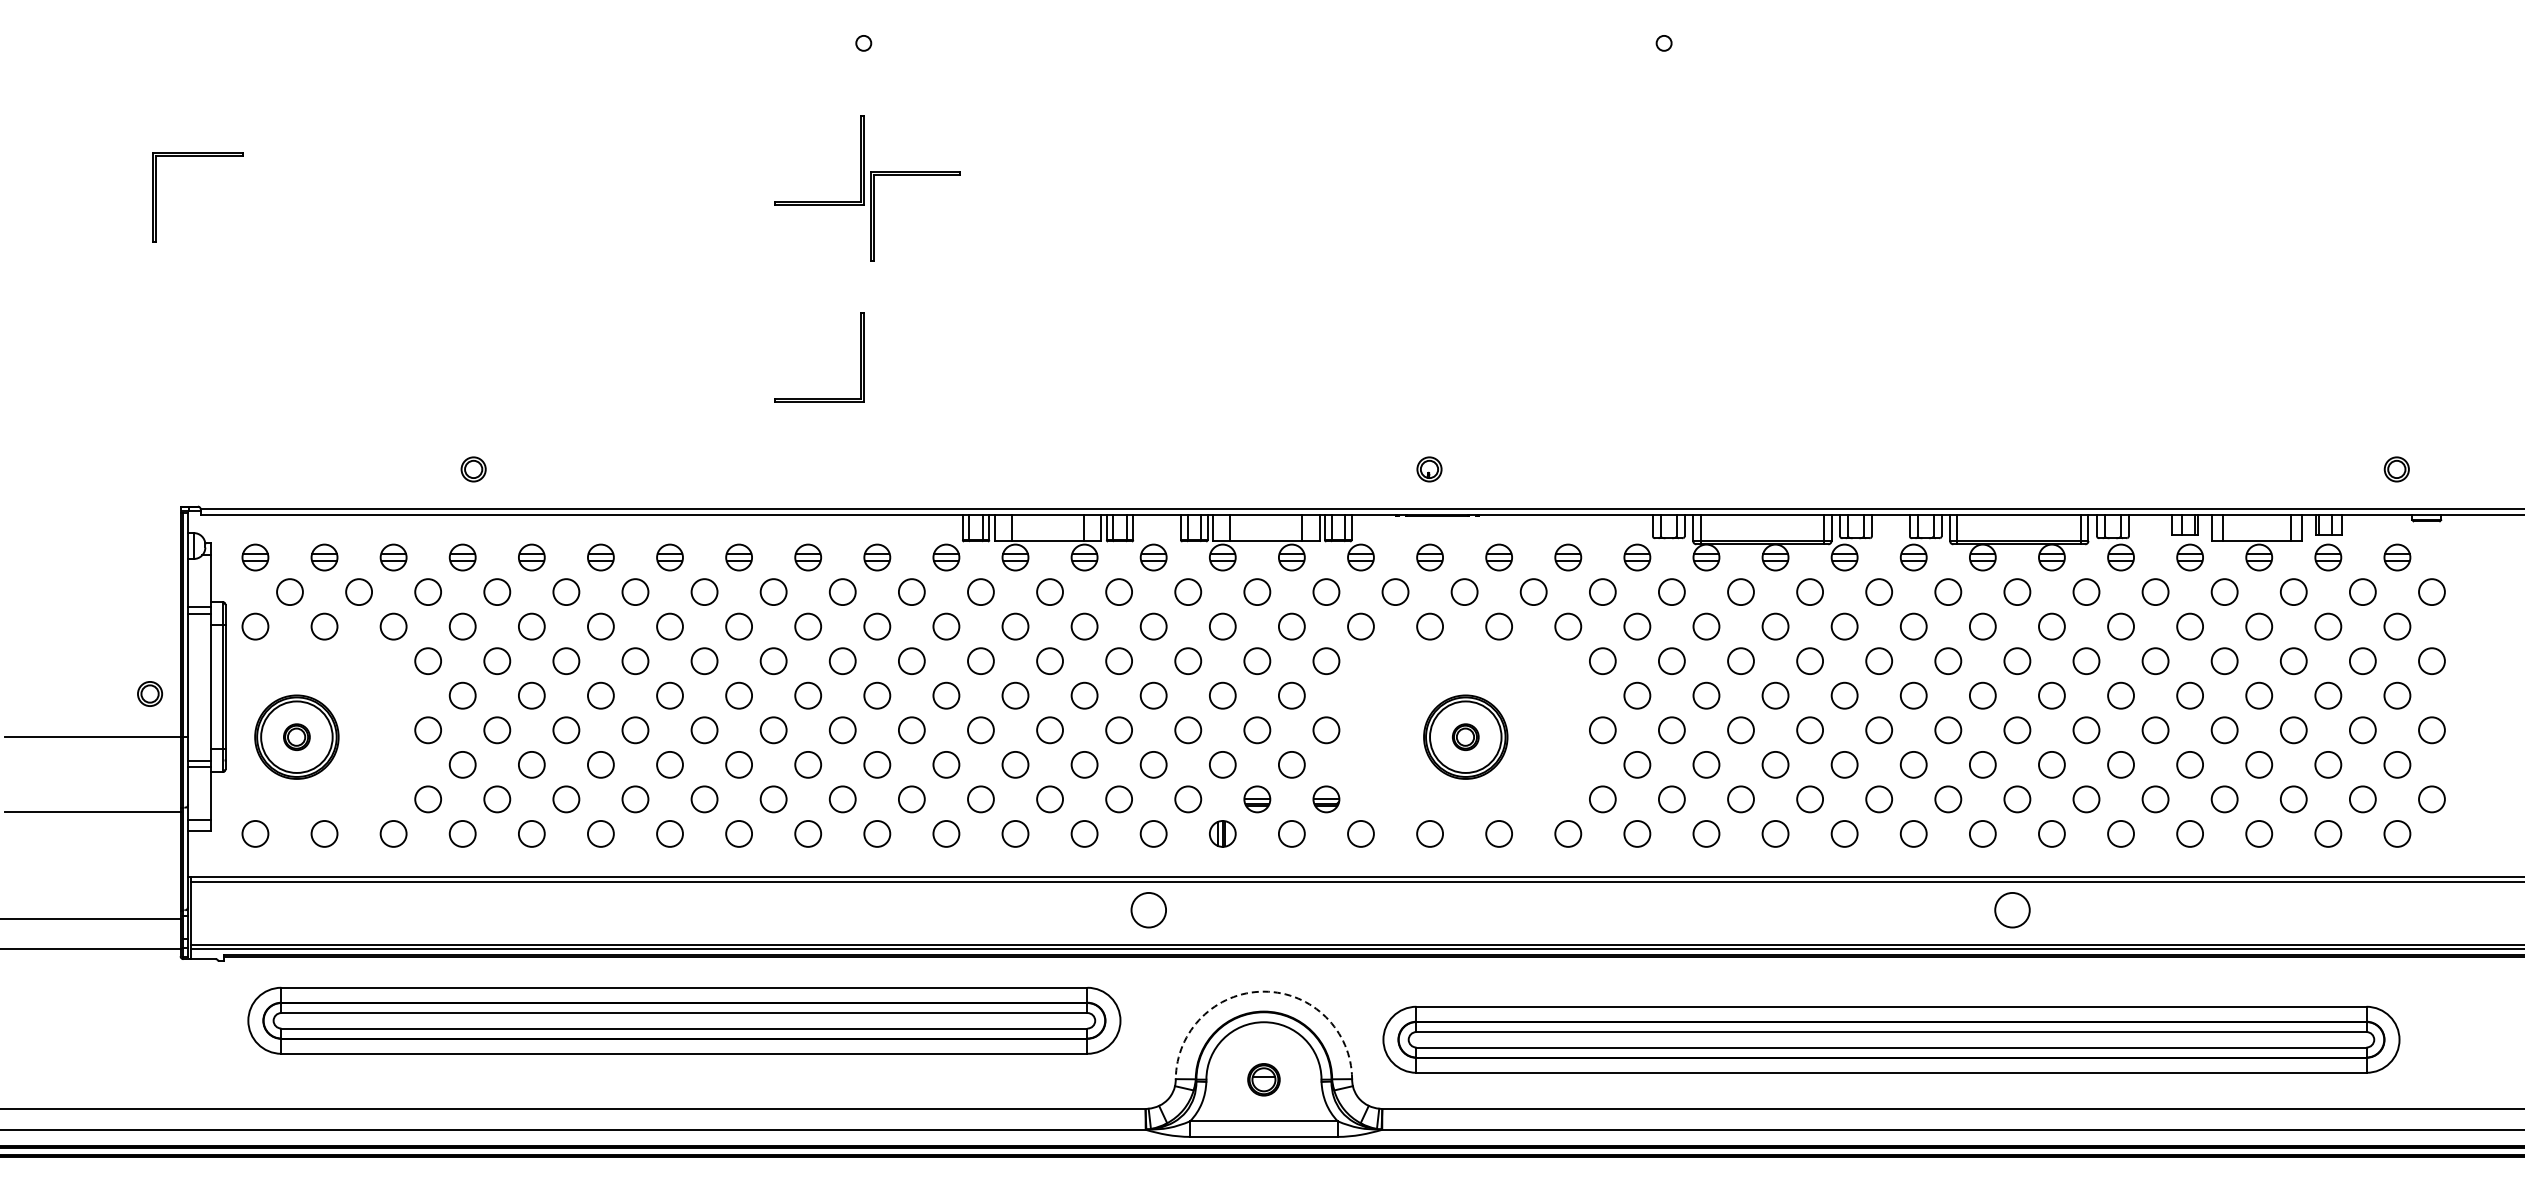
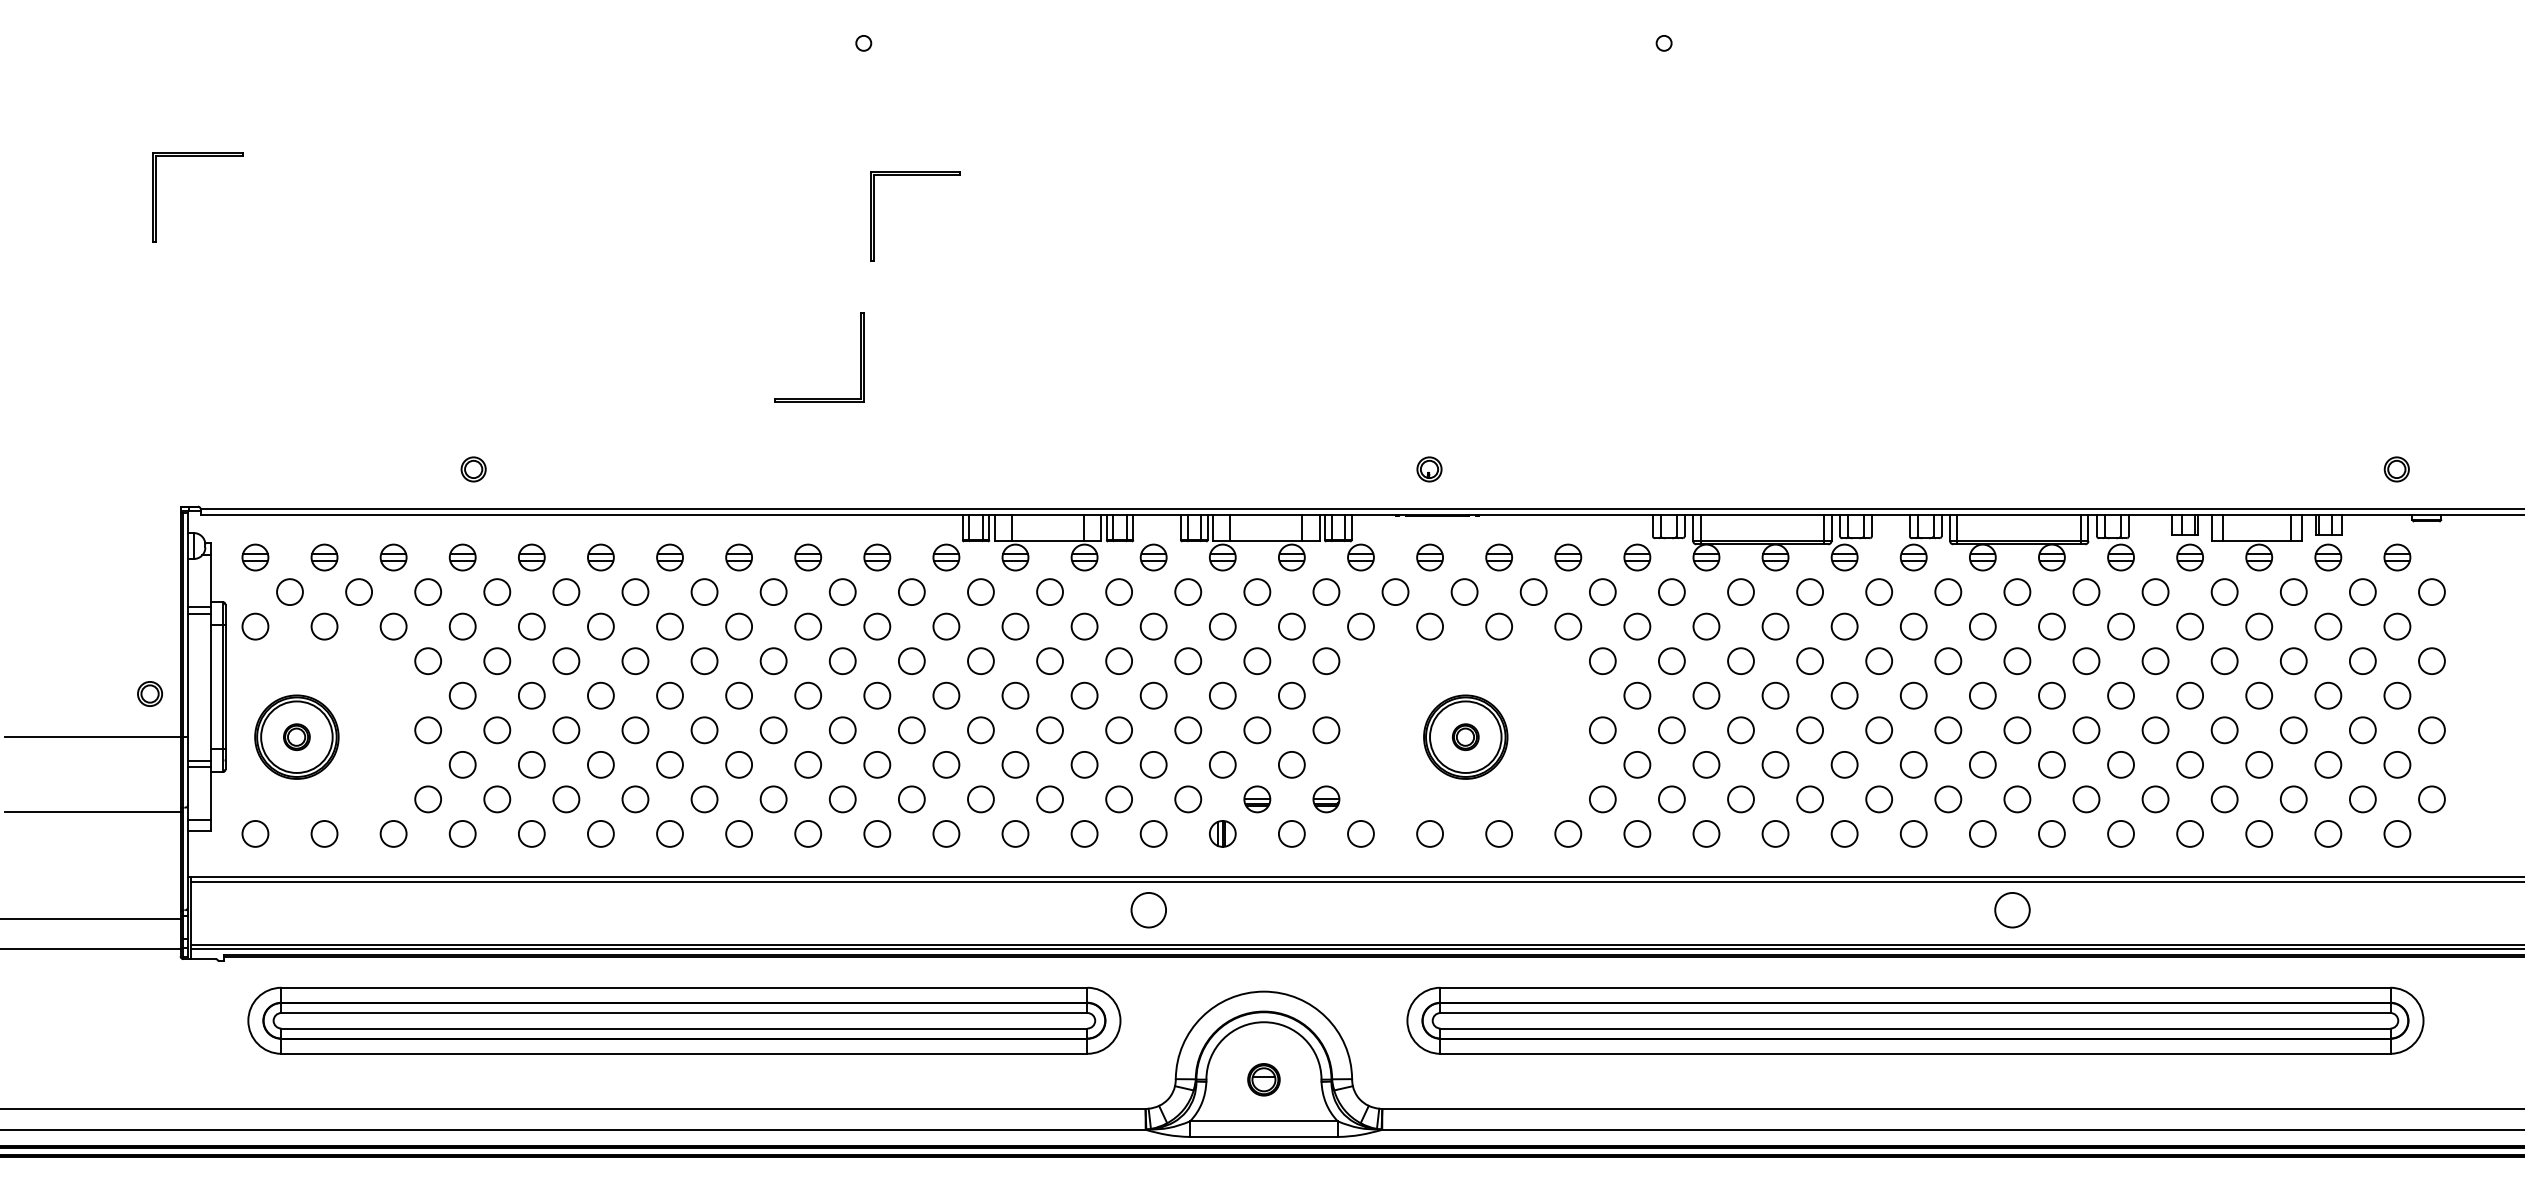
part: present -> none (860, 160)
arc: dashed -> solid (1263, 991)
part position: (1891, 1039) -> (1915, 1020) (1915, 1020)
